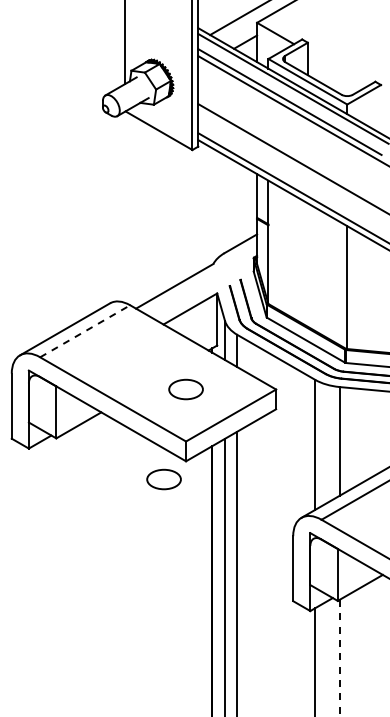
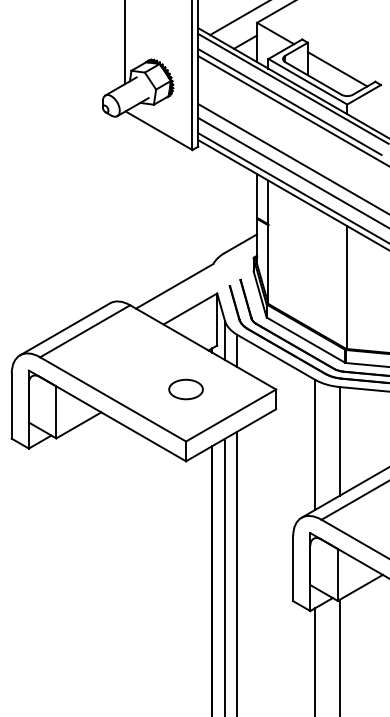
line: none -> present (337, 69)
line: none -> present (292, 171)
line: dashed -> solid (85, 331)
part: present -> none (163, 479)
line: dashed -> solid (339, 658)
